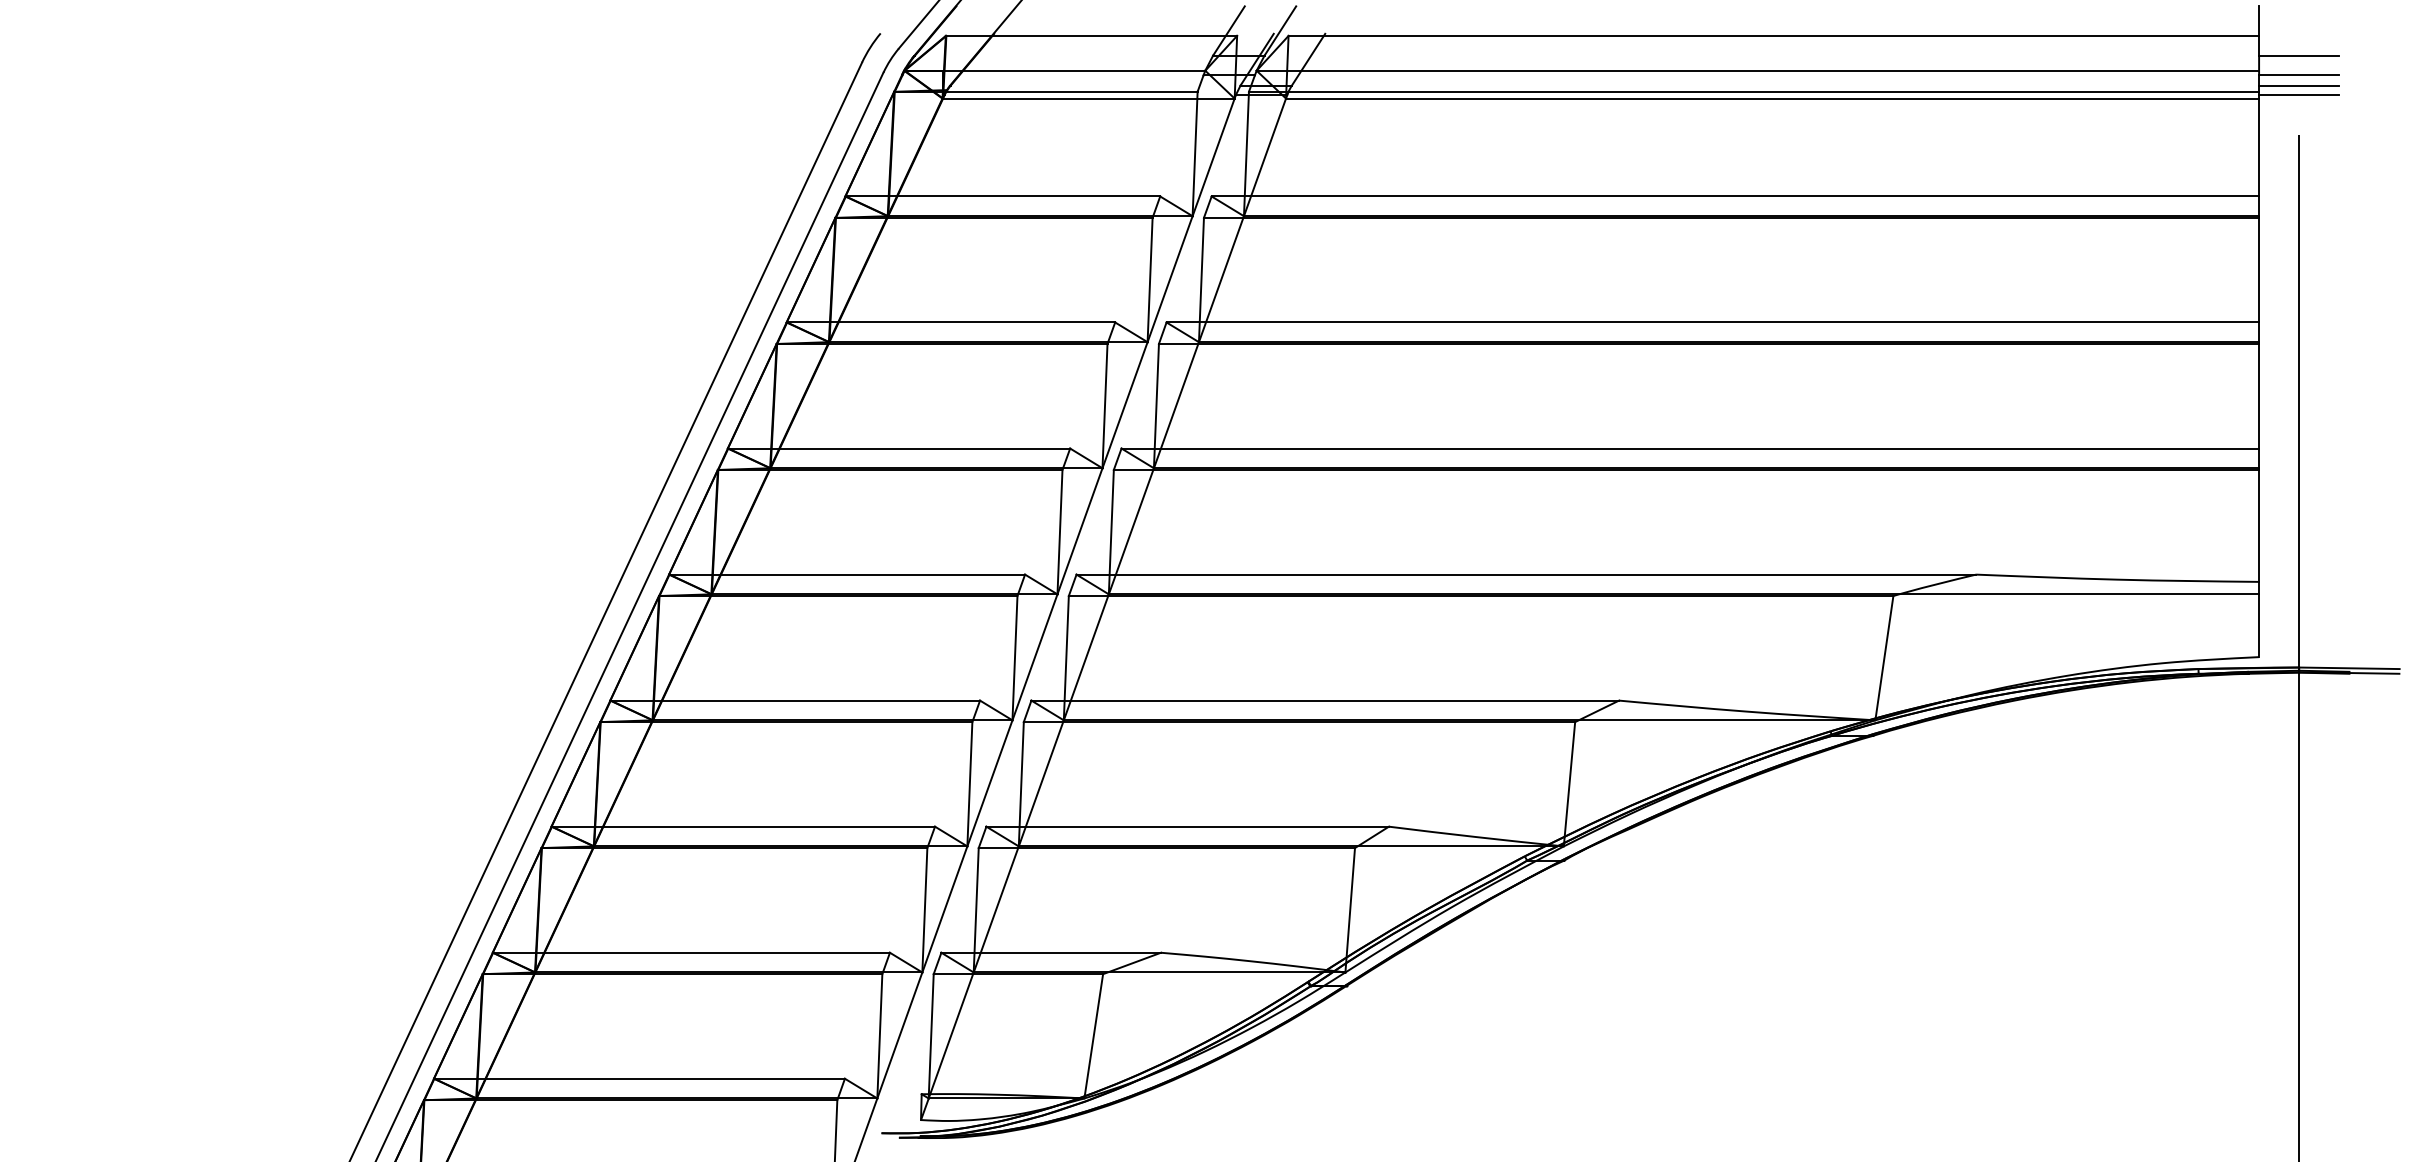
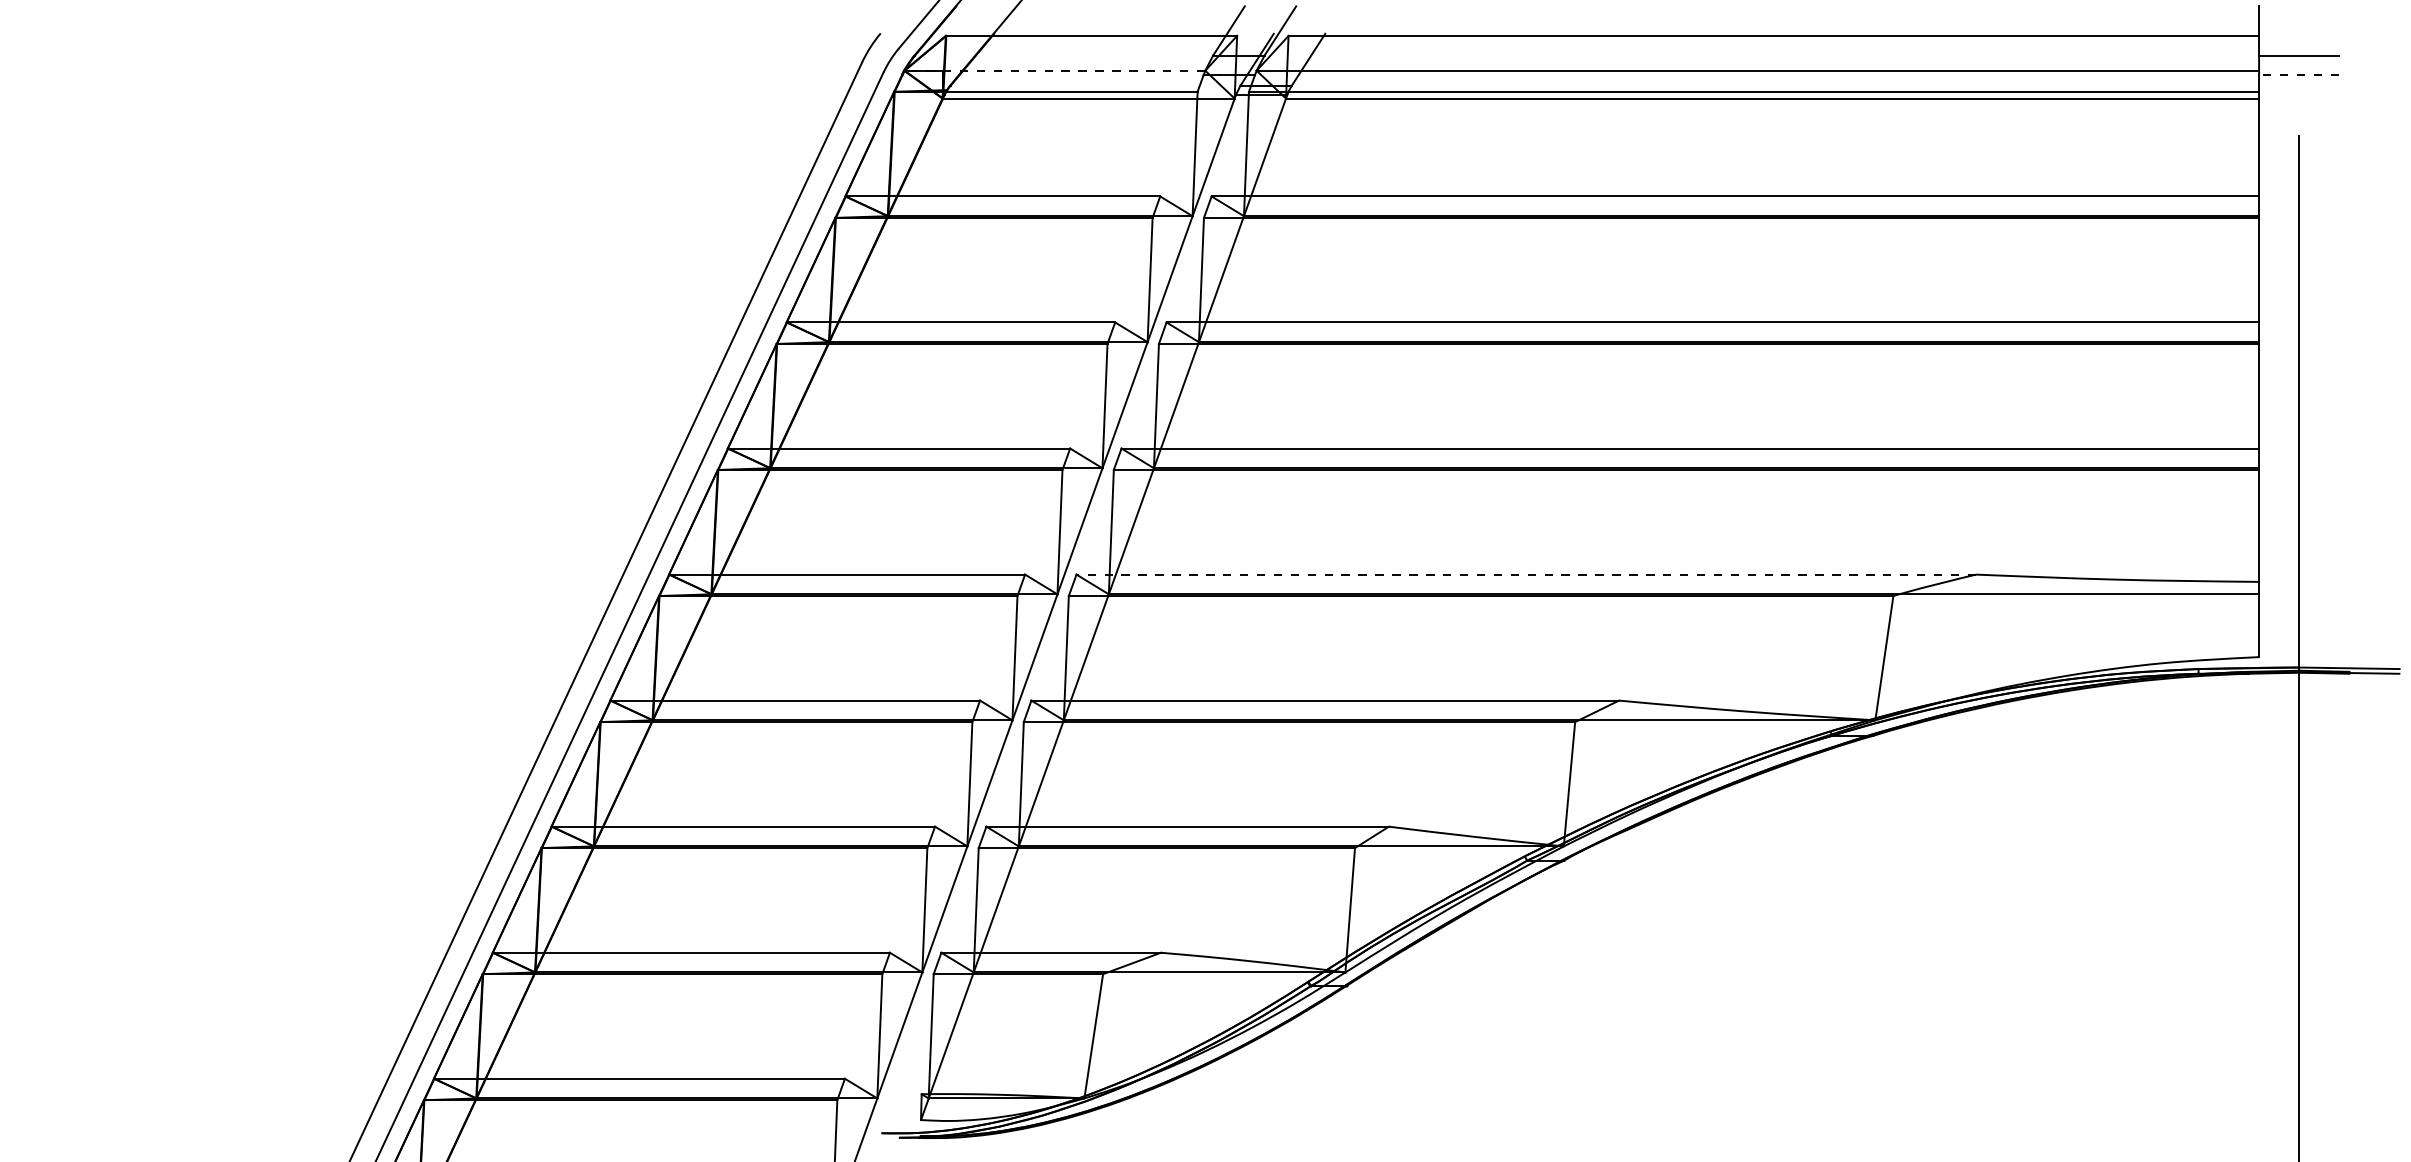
line: solid -> dashed (1054, 70)
line: solid -> dashed (2299, 75)
line: present -> none (2299, 85)
line: present -> none (2299, 95)
line: solid -> dashed (1526, 574)
